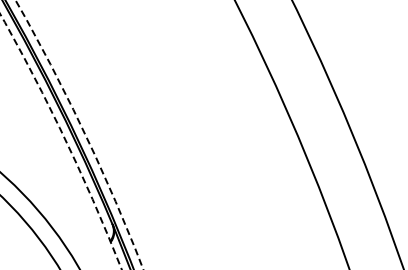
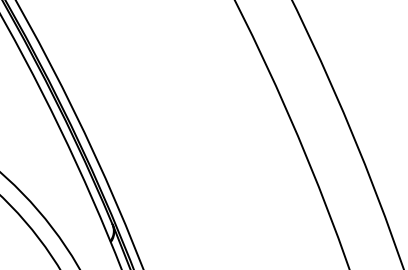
arc: dashed -> solid (84, 132)
arc: dashed -> solid (65, 139)
